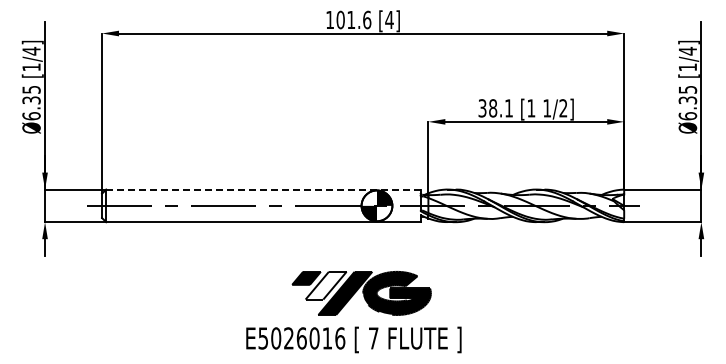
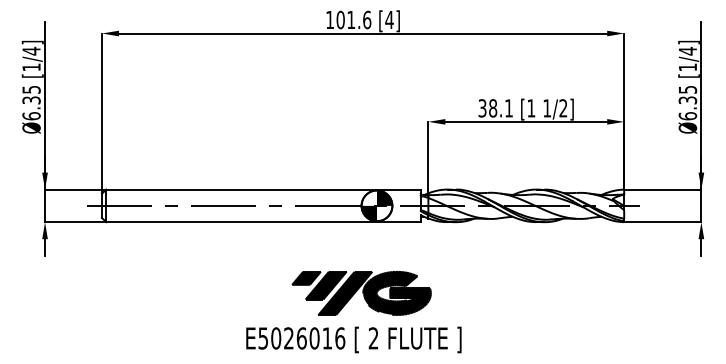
line: dashed -> solid (262, 189)
fill: none -> present (325, 285)
text: 7 -> 2 (373, 338)
